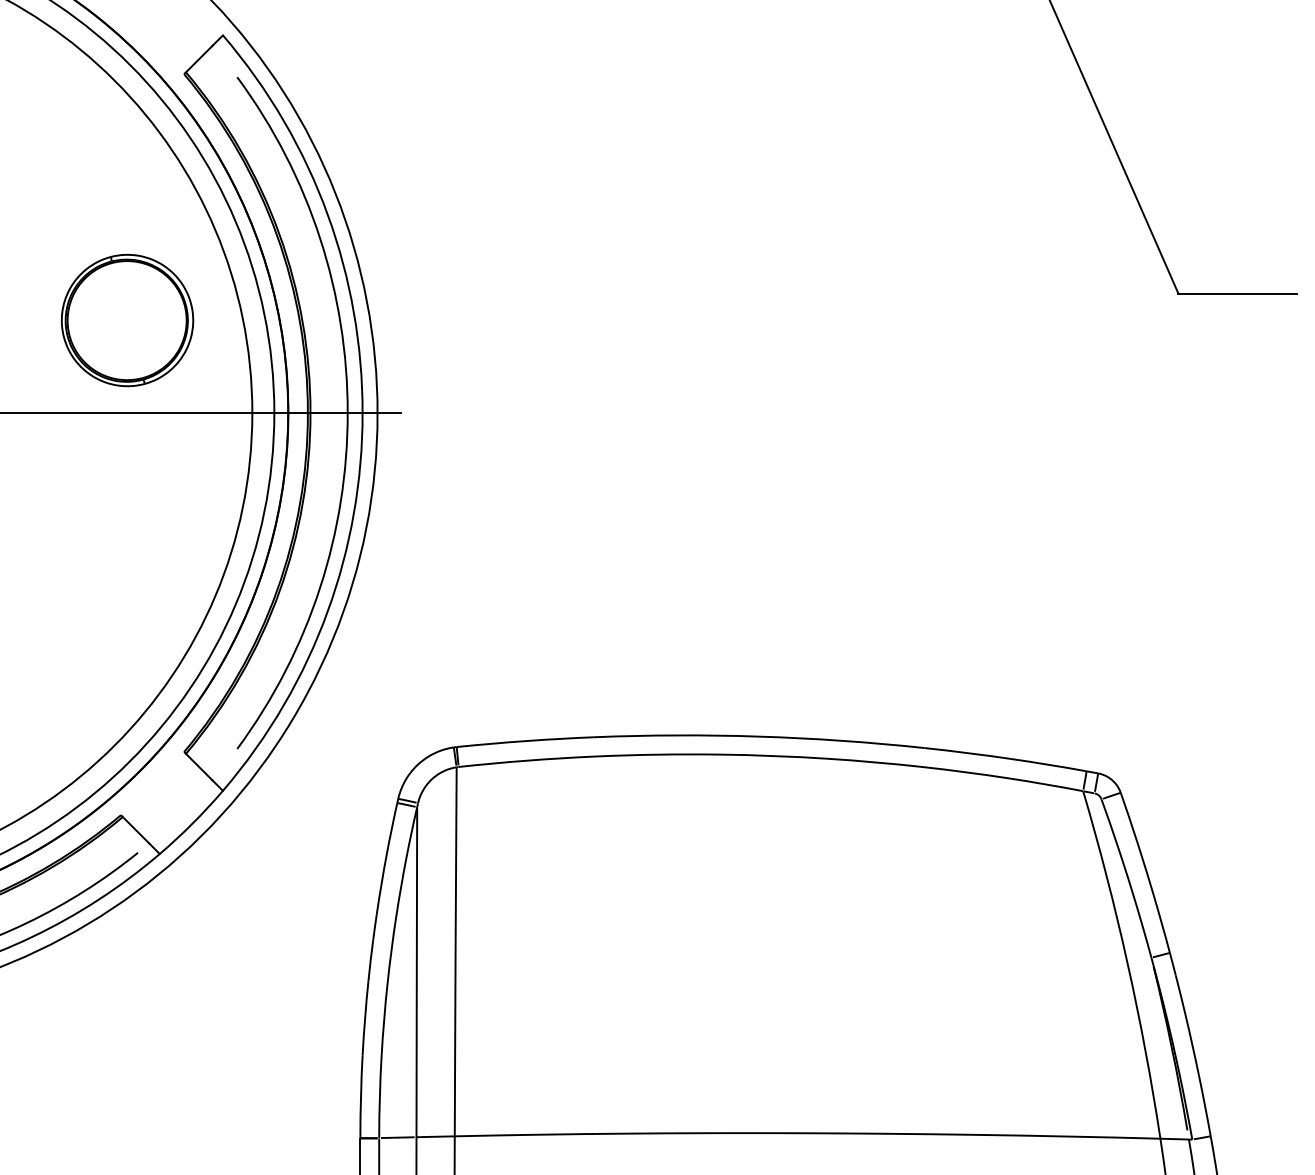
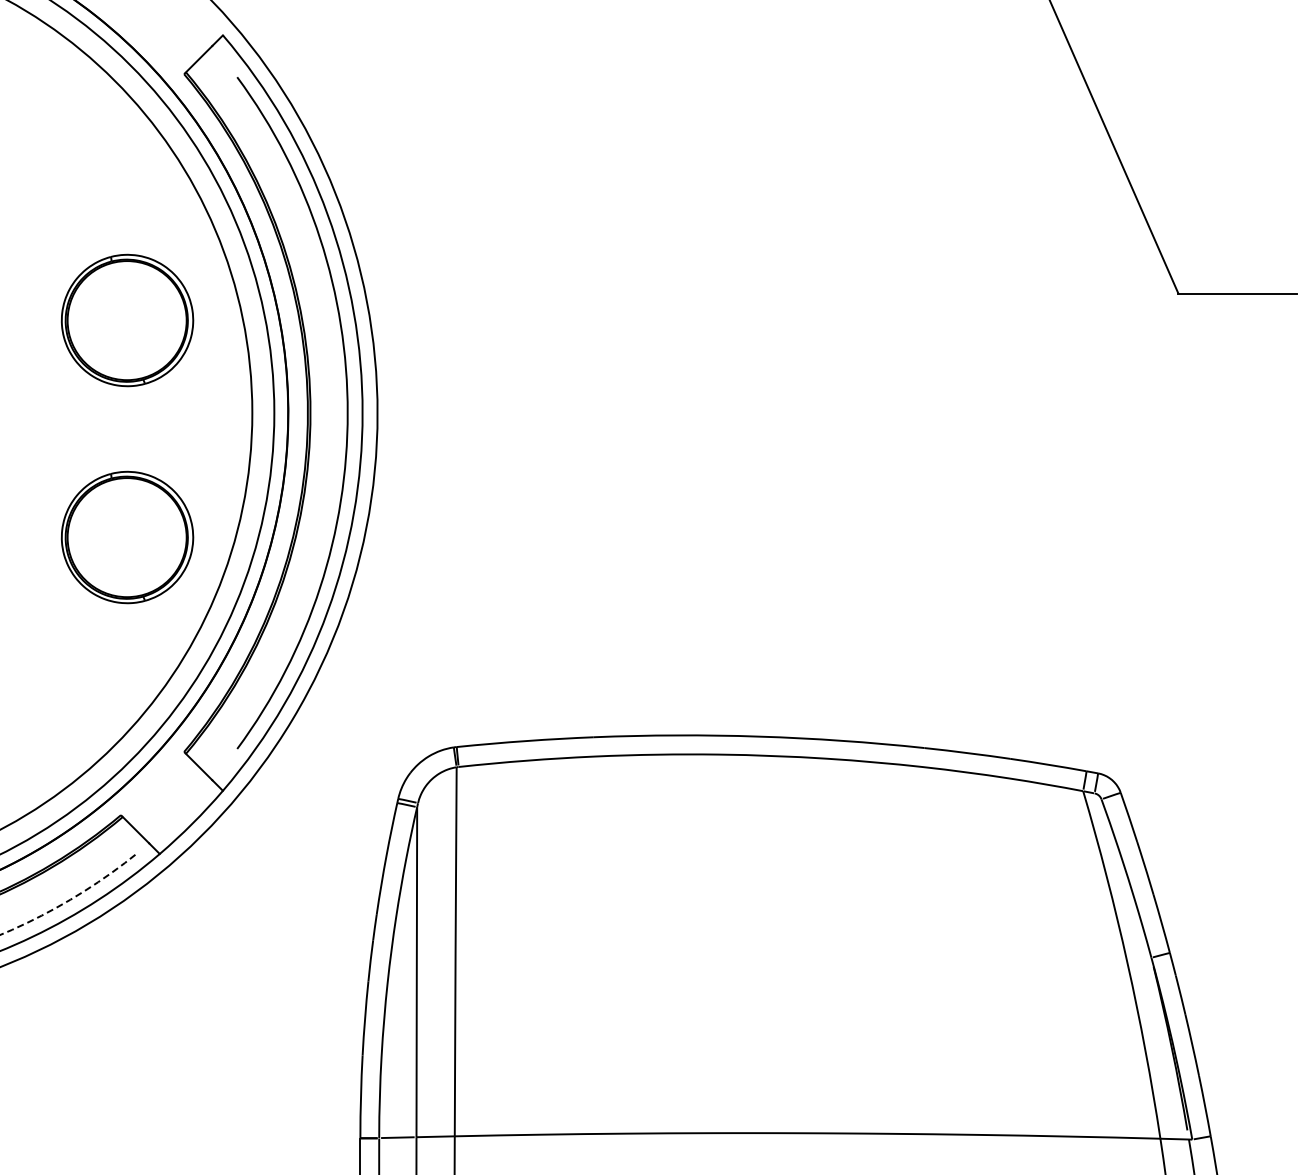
line: present -> none (201, 413)
part: none -> present (127, 537)
arc: solid -> dashed (72, 898)
